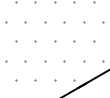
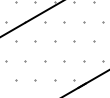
line: none -> present (31, 18)
